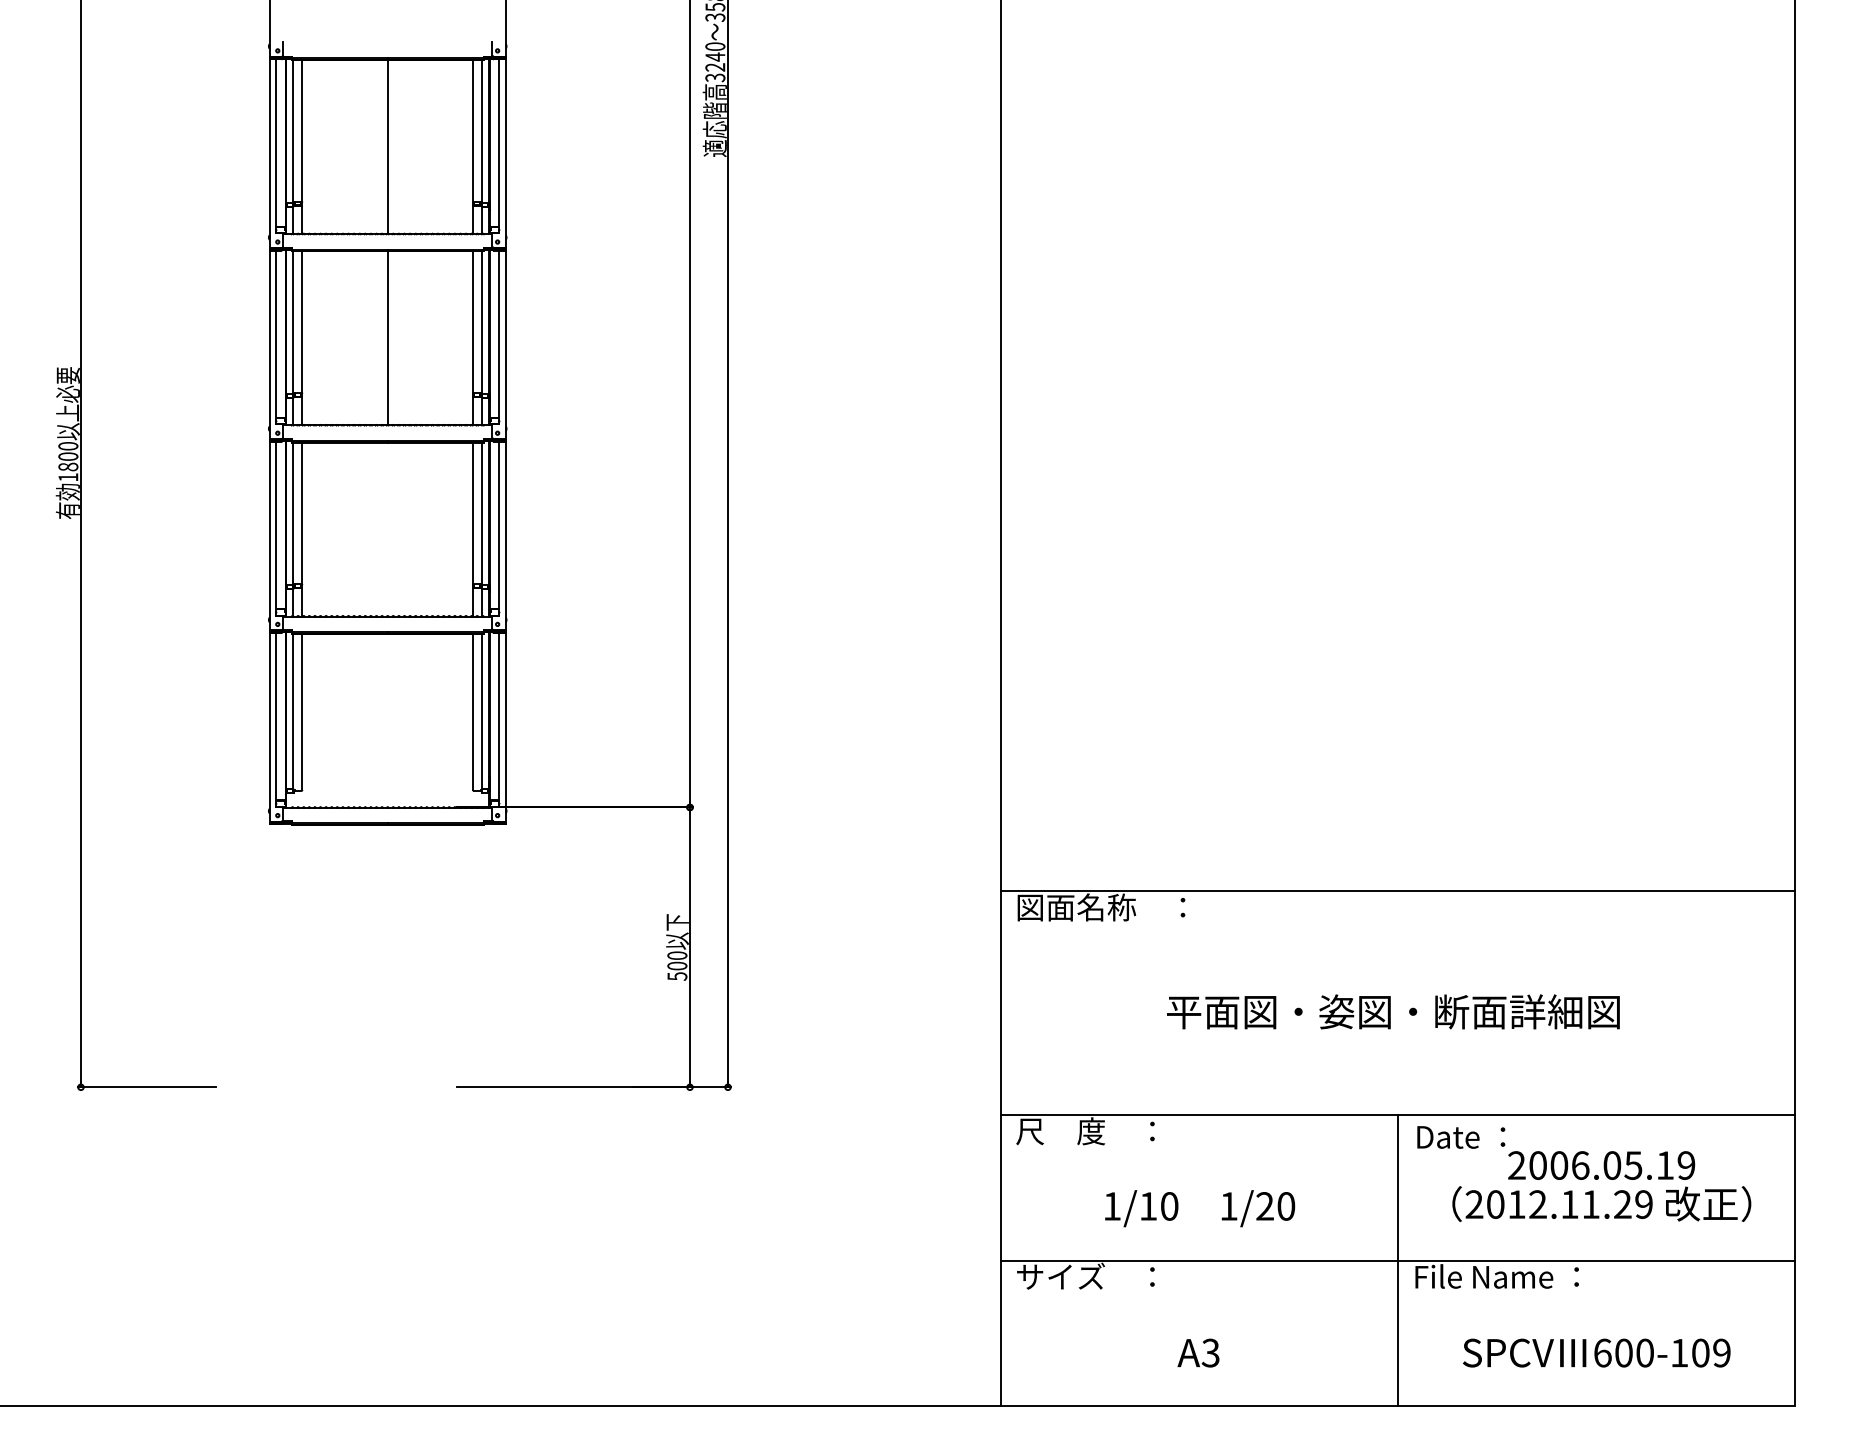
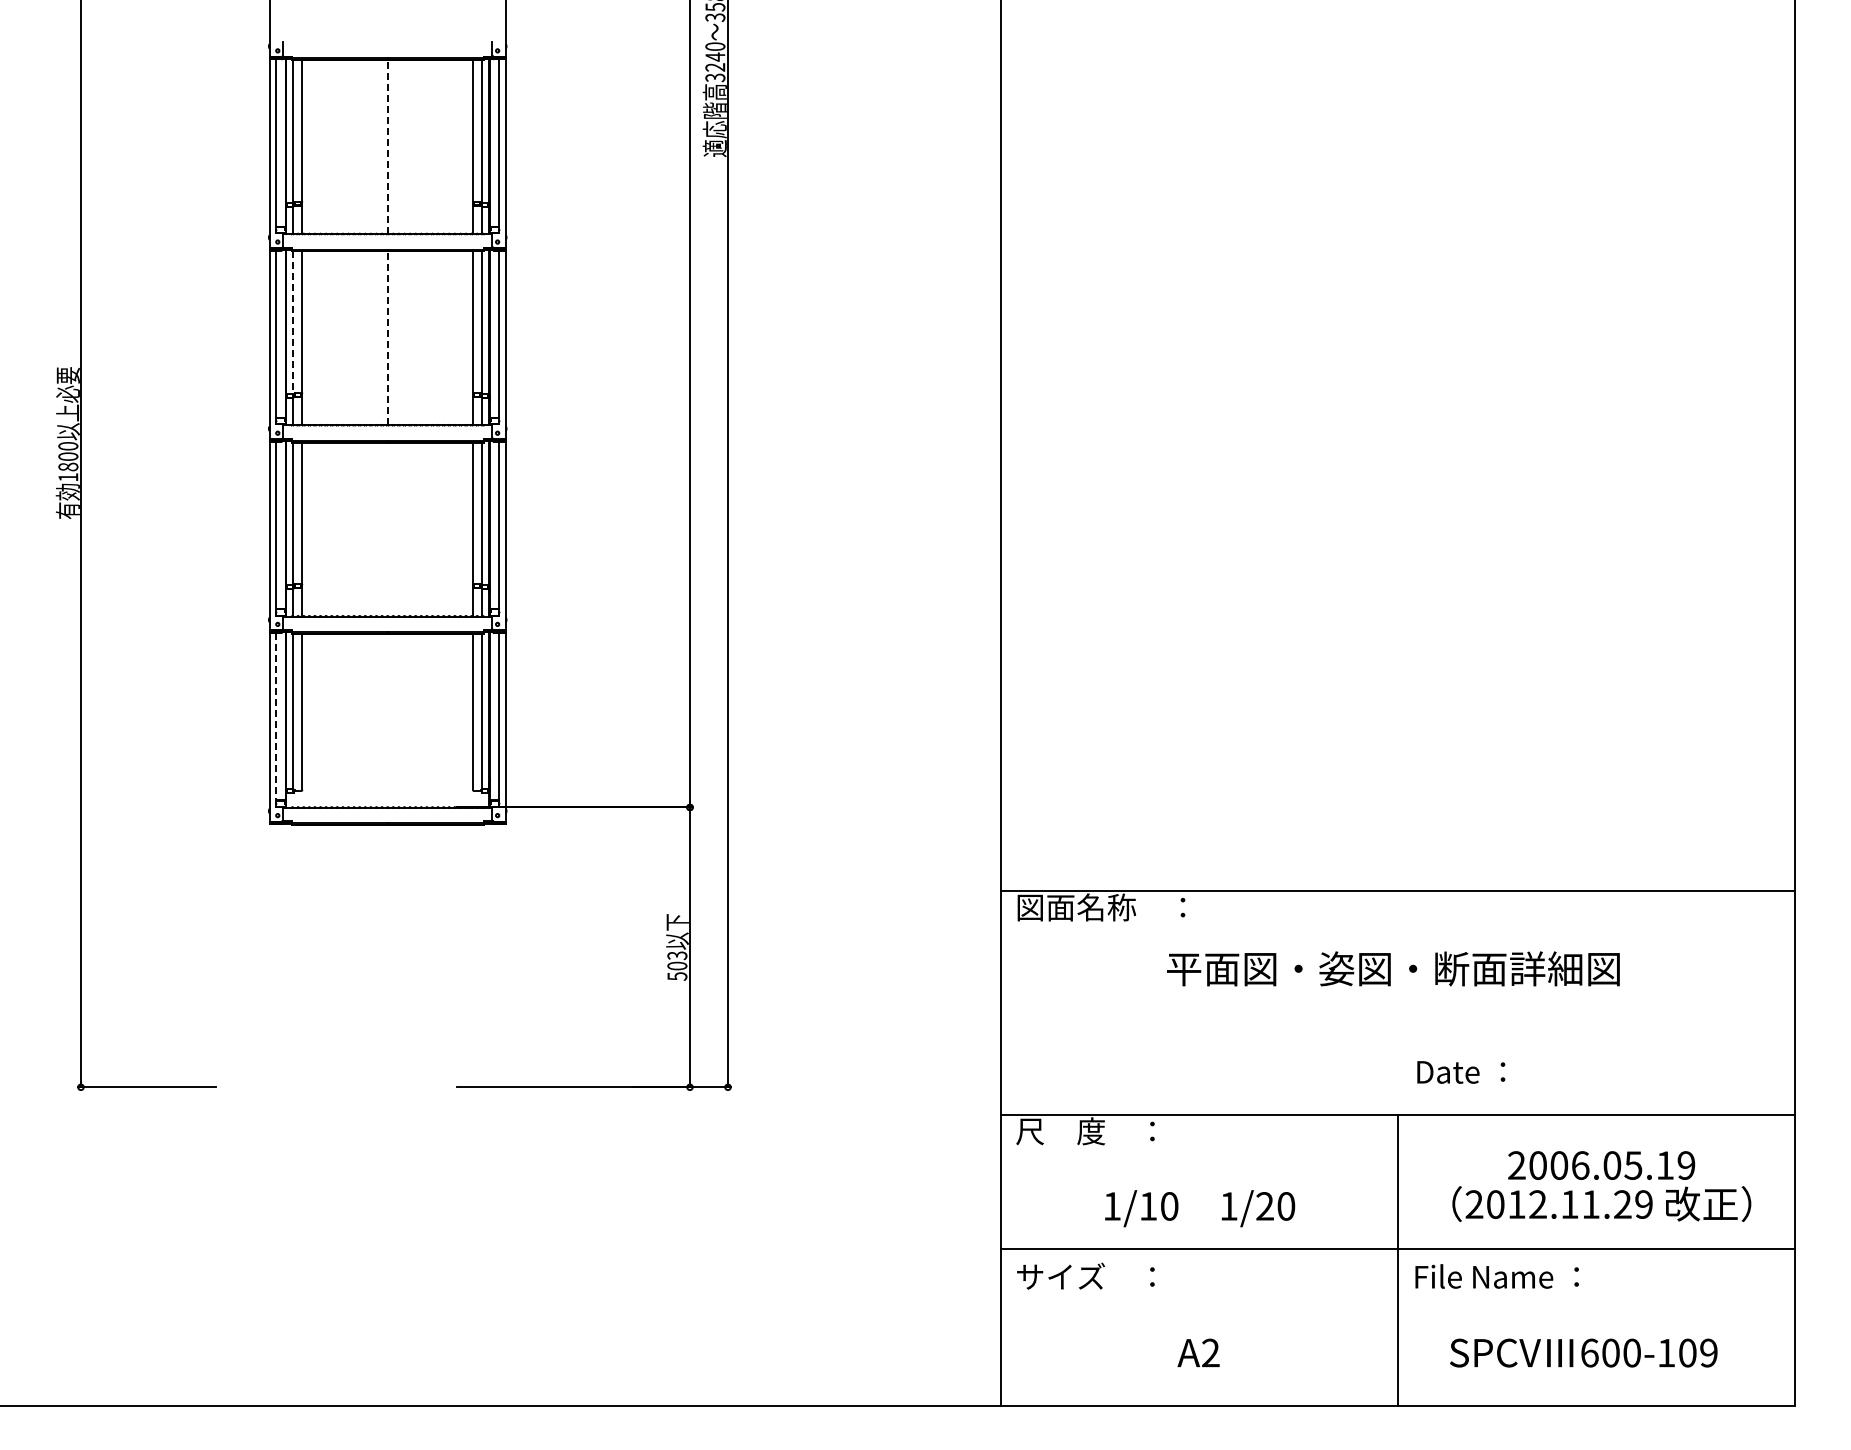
line: solid -> dashed (387, 147)
line: solid -> dashed (293, 323)
line: solid -> dashed (387, 338)
line: solid -> dashed (276, 716)
text: 500 -> 503 (677, 955)
text position: (1393, 1011) -> (1393, 968) (1393, 968)
text position: (1461, 1137) -> (1461, 1072) (1461, 1072)
line position: (1397, 1260) -> (1397, 1248) (1397, 1248)
text position: (1596, 1352) -> (1583, 1352) (1583, 1352)
text: A3 -> A2 (1210, 1353)
